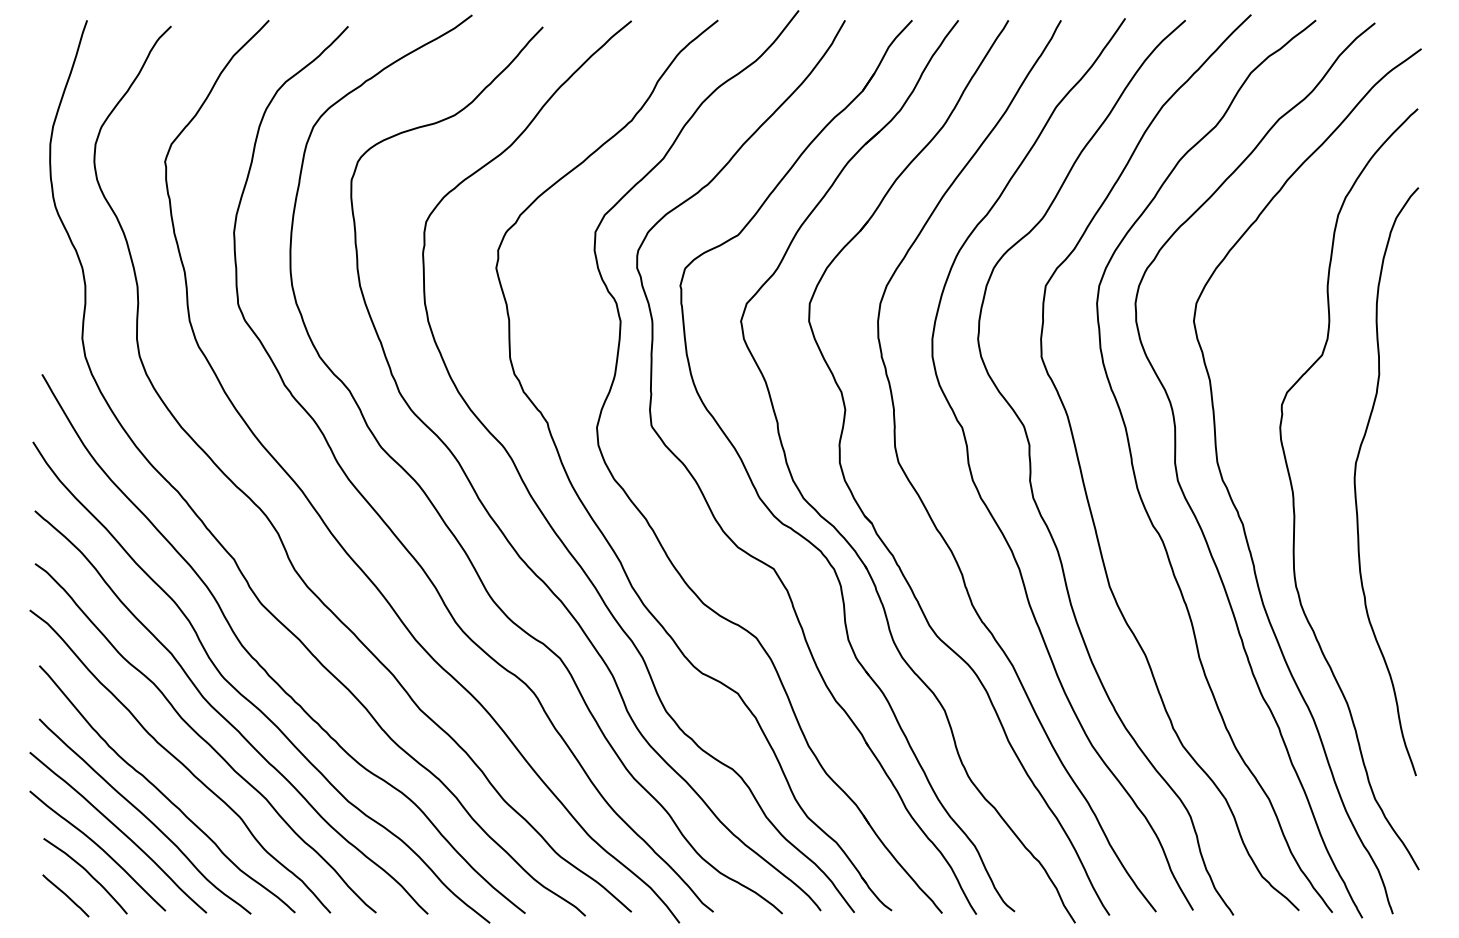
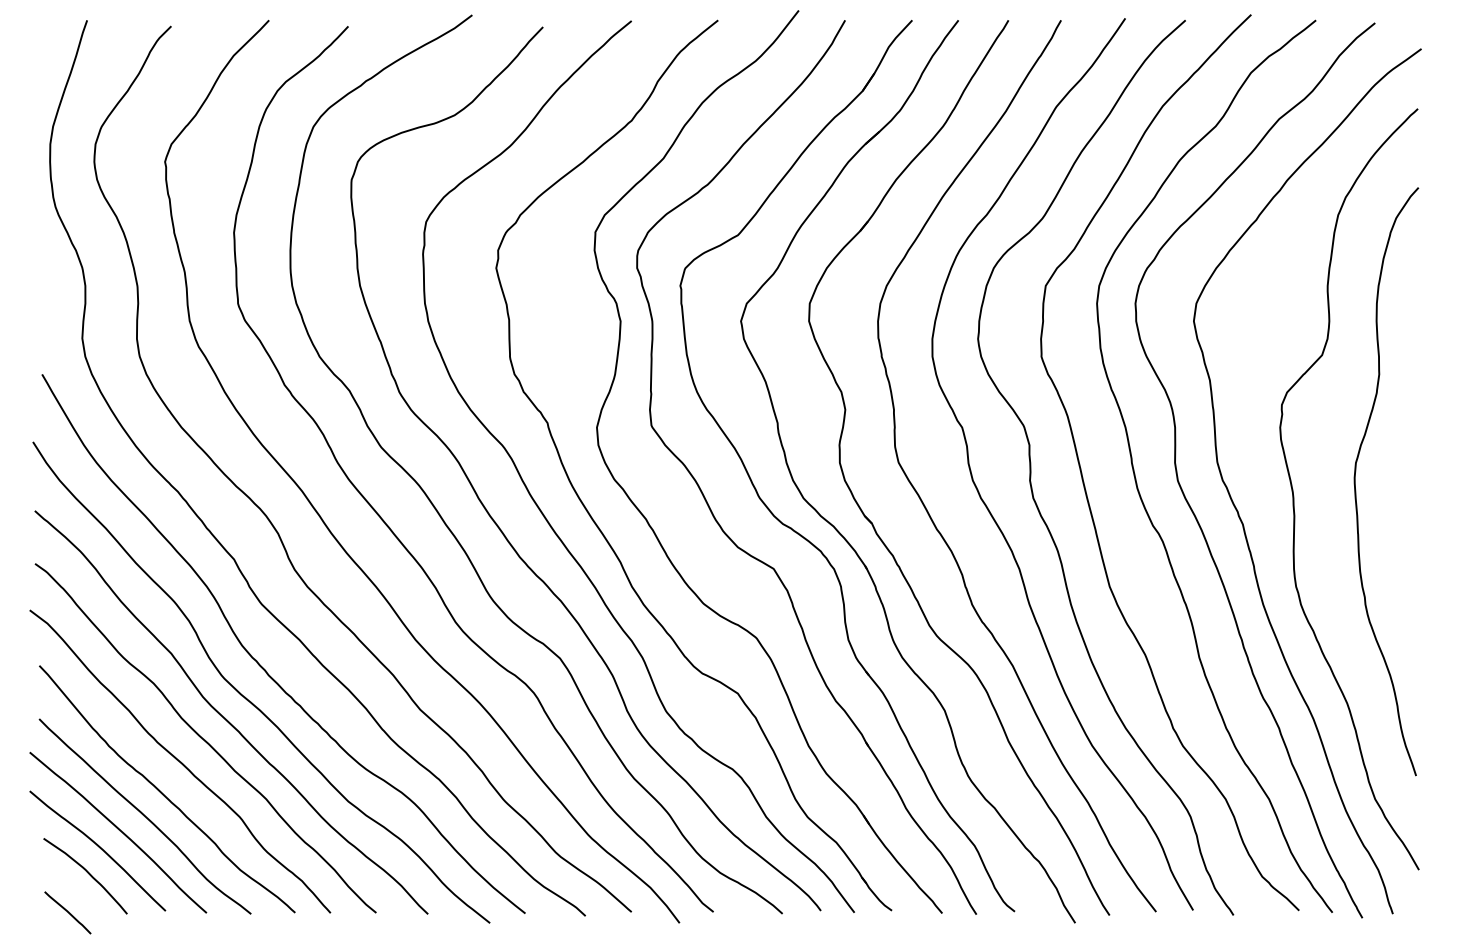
line position: (65, 895) -> (67, 912) (67, 912)
